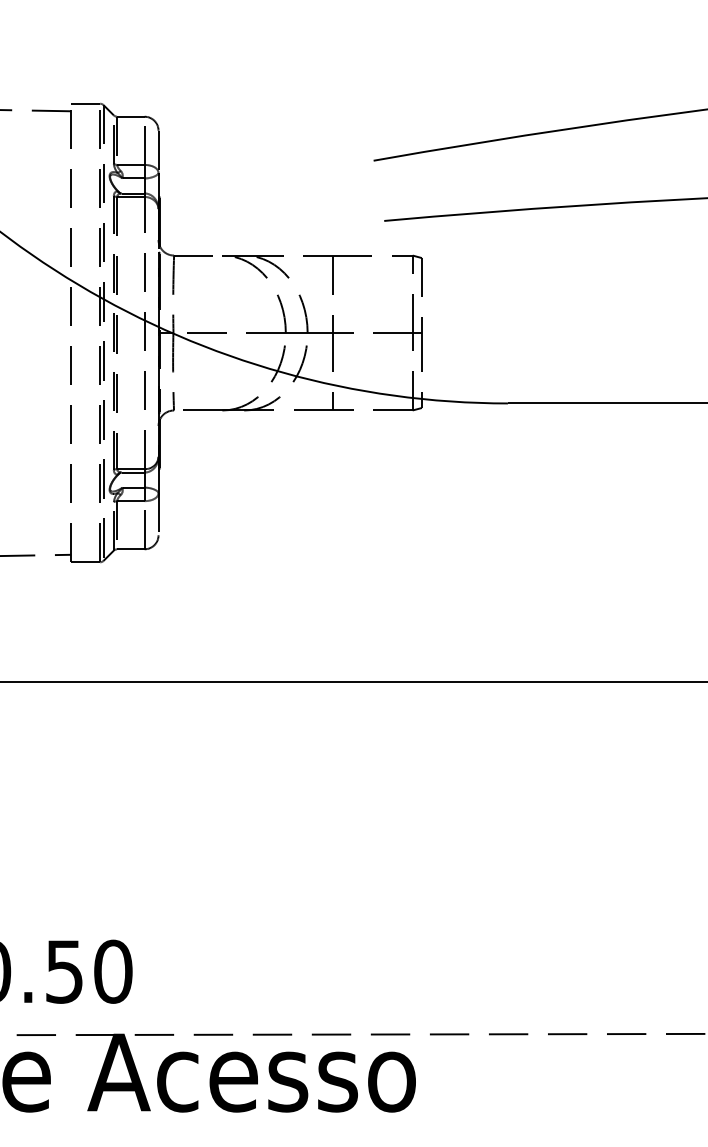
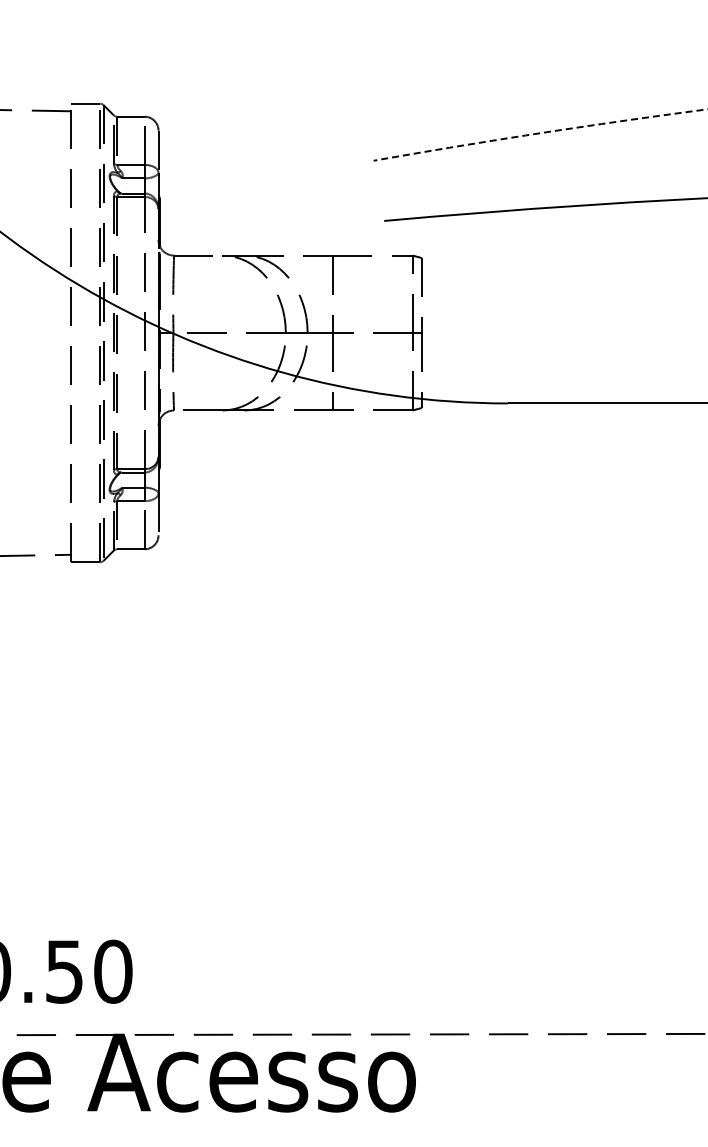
arc: solid -> dashed (540, 133)
line: present -> none (353, 682)
